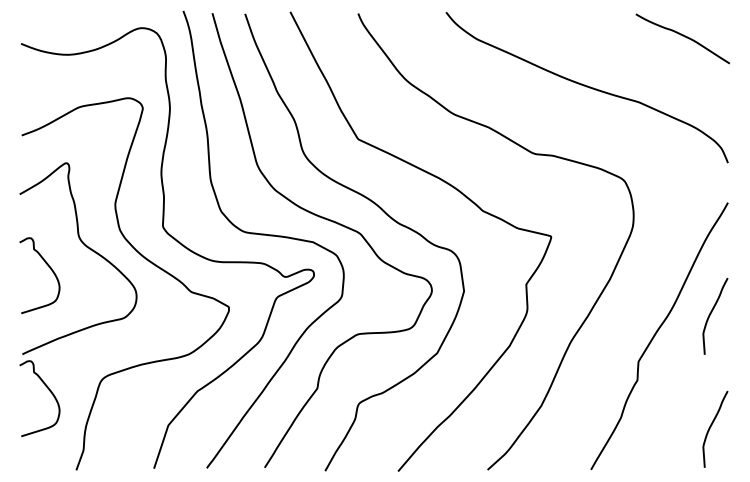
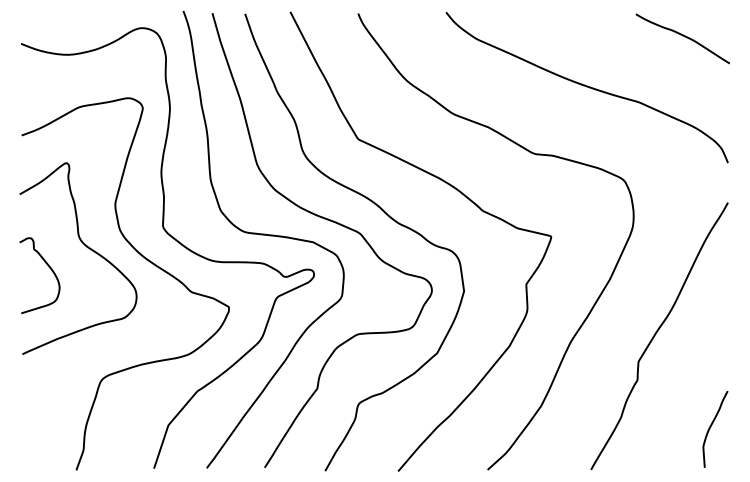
curve: present -> none (711, 314)
curve: present -> none (48, 390)
